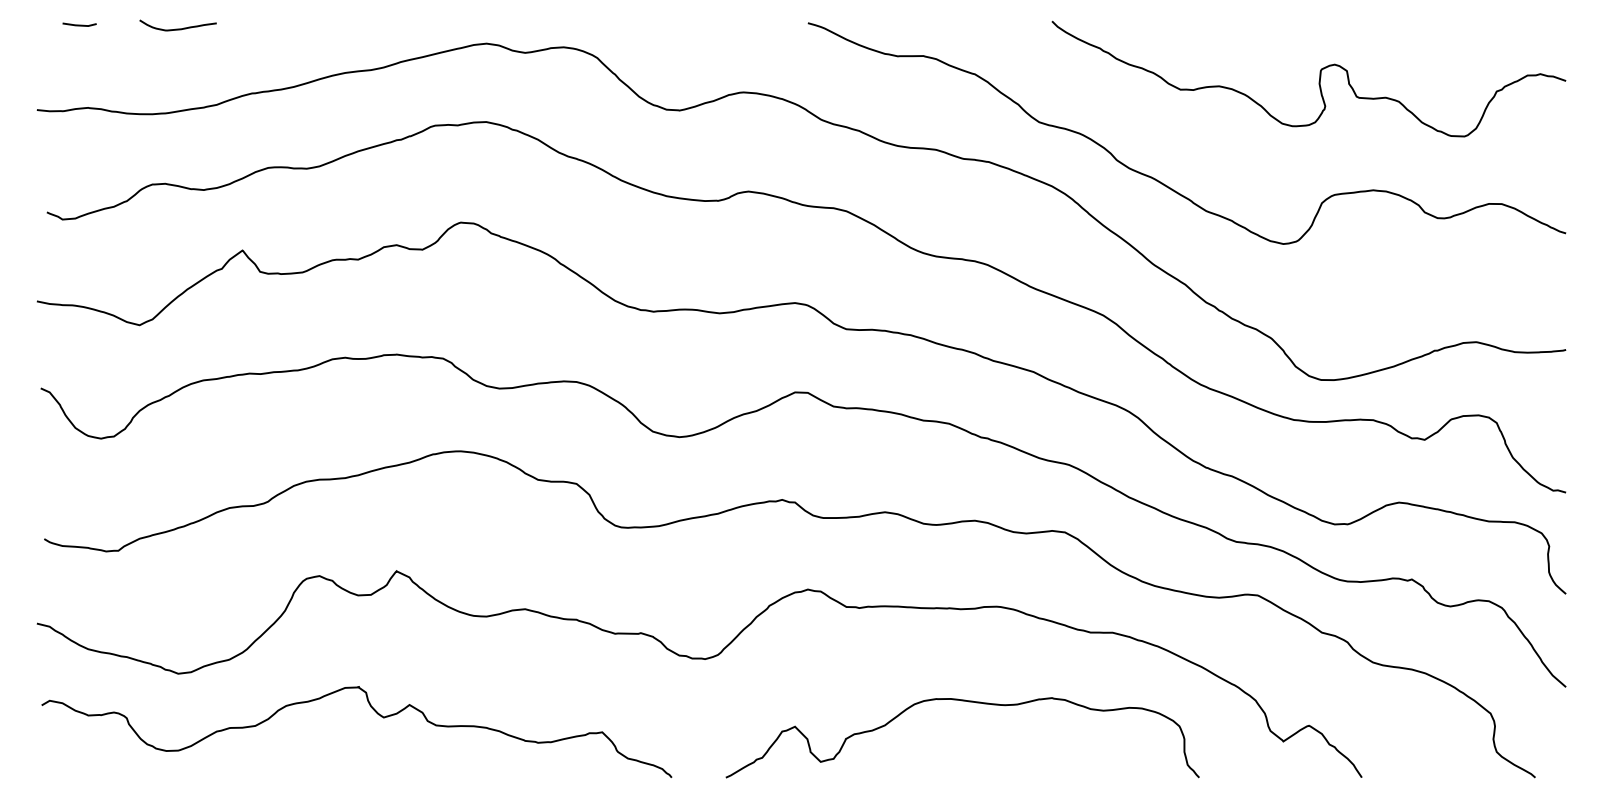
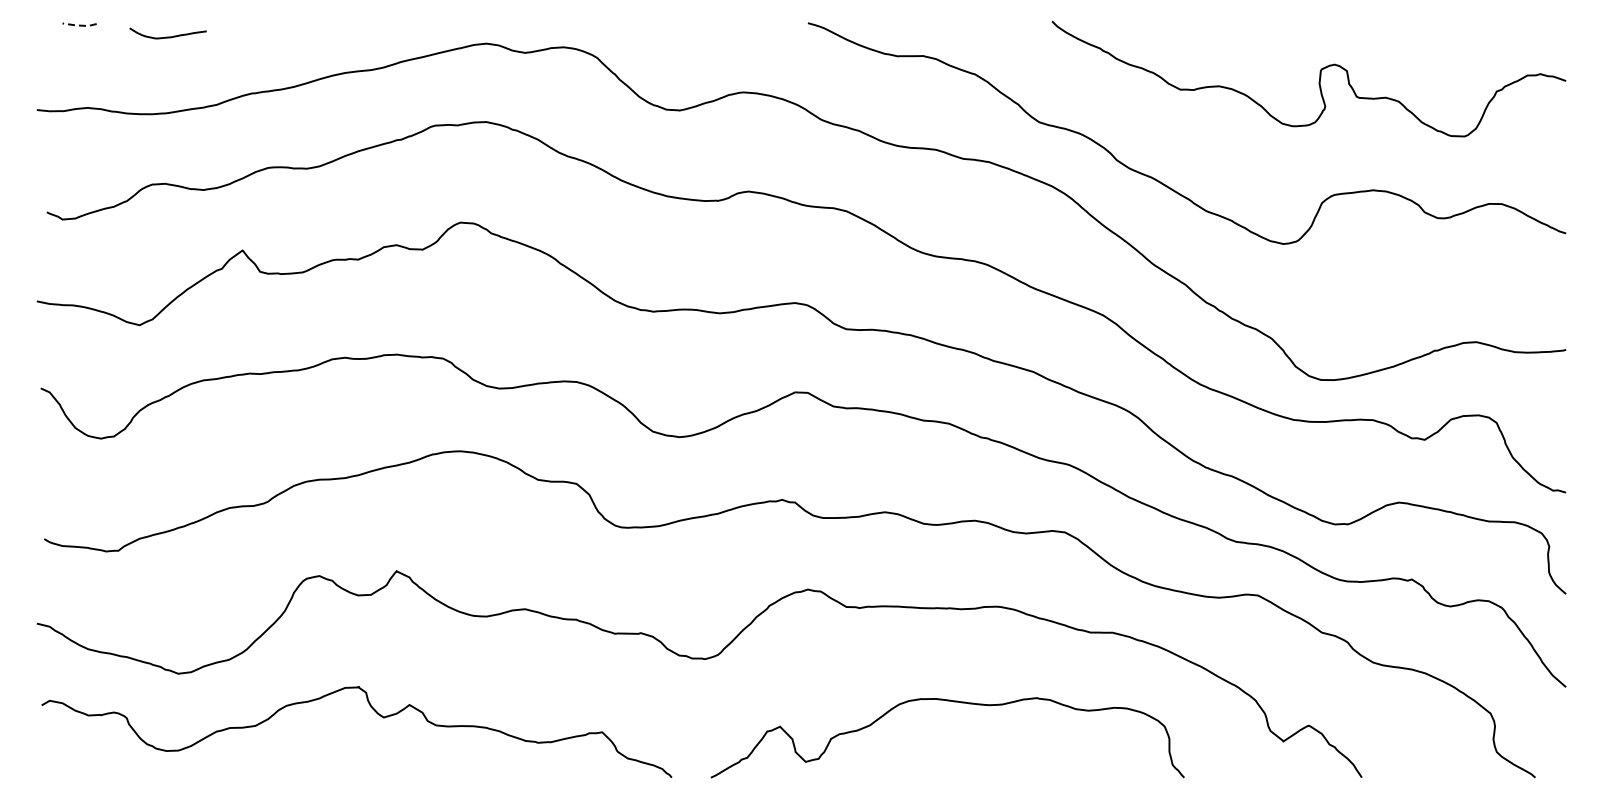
line: solid -> dashed (79, 25)
curve position: (177, 28) -> (167, 36) (167, 36)
curve position: (968, 702) -> (953, 702) (953, 702)
